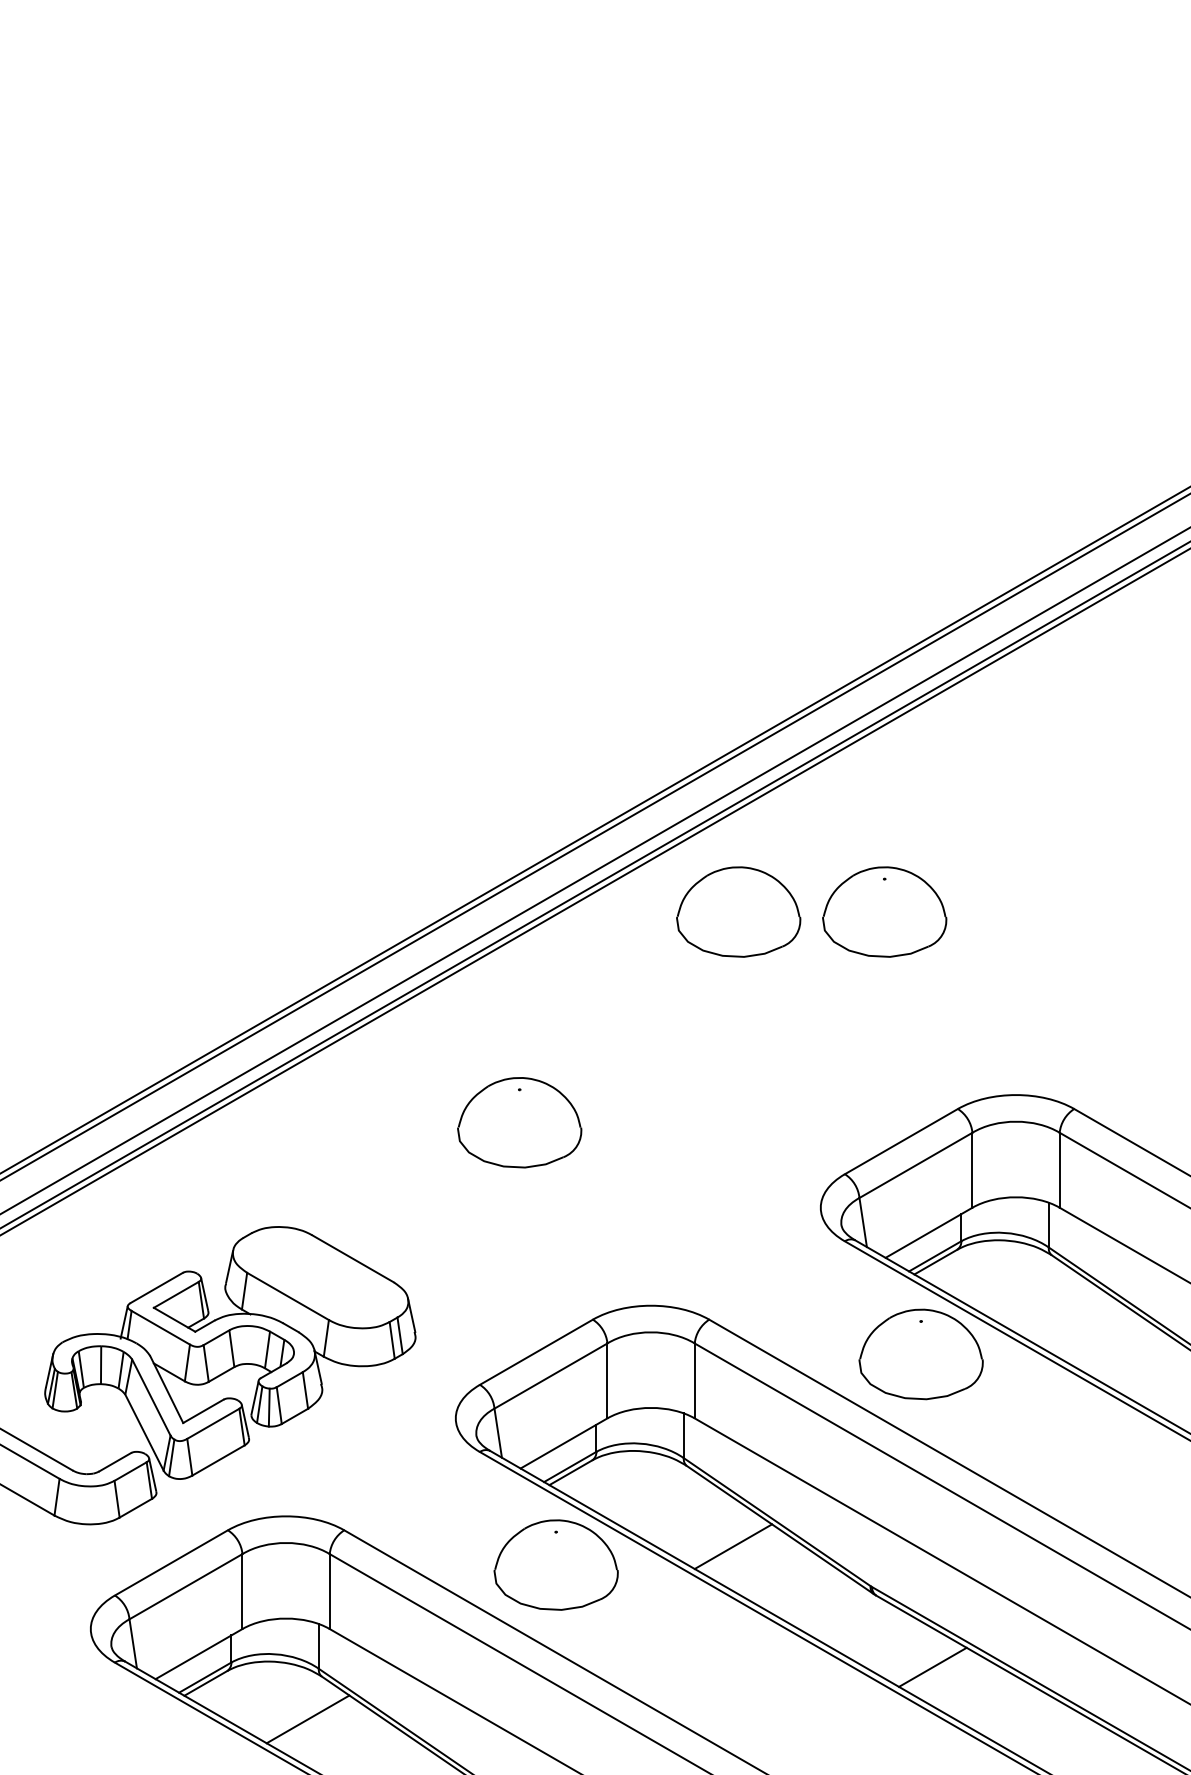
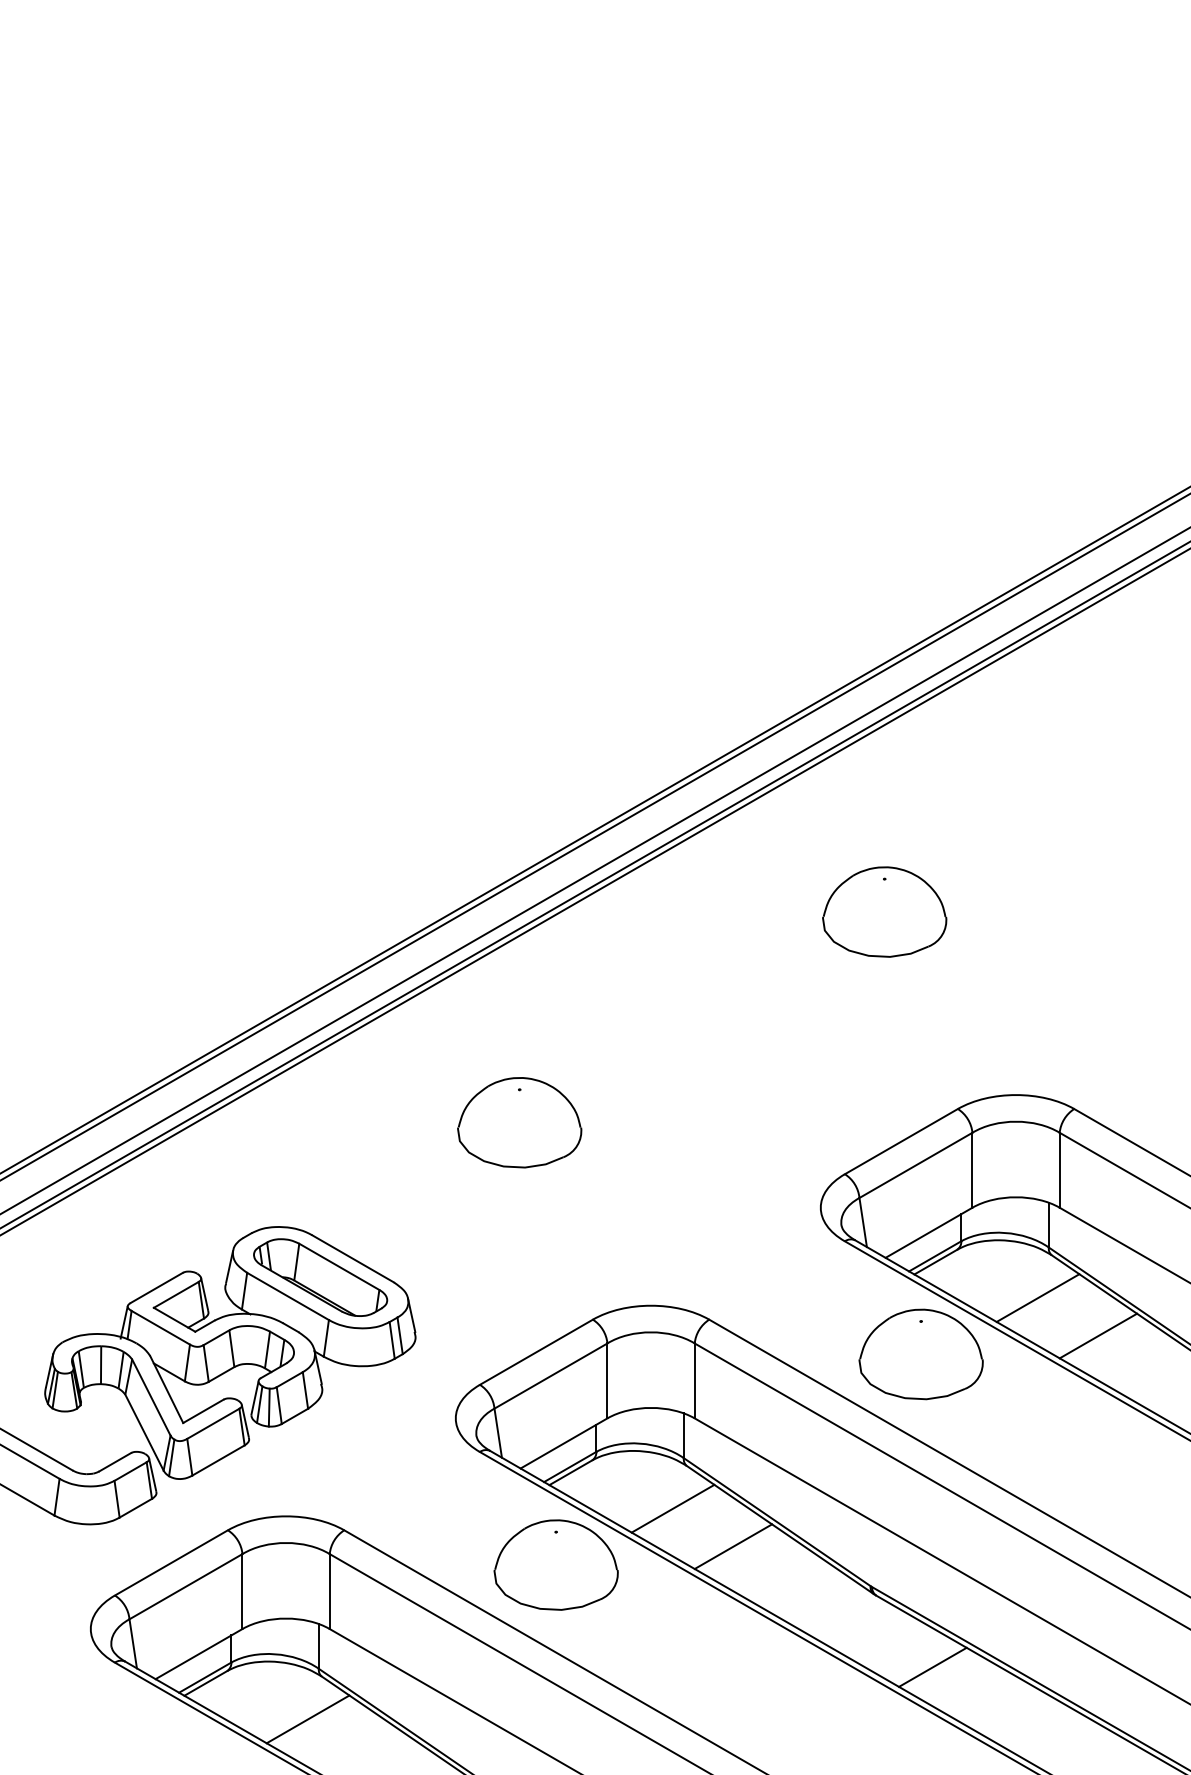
part: present -> none (738, 911)
part: none -> present (320, 1277)
line: none -> present (1037, 1297)
line: none -> present (1098, 1335)
line: none -> present (672, 1508)
